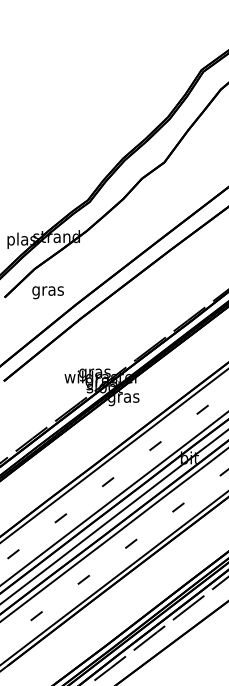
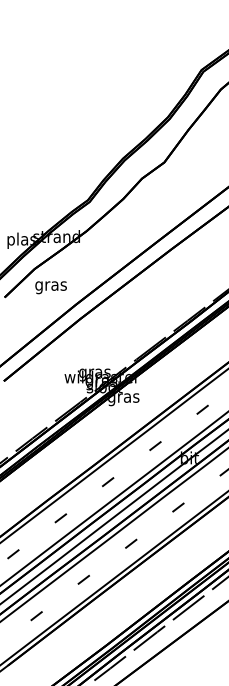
text position: (47, 292) -> (50, 287) (50, 287)
